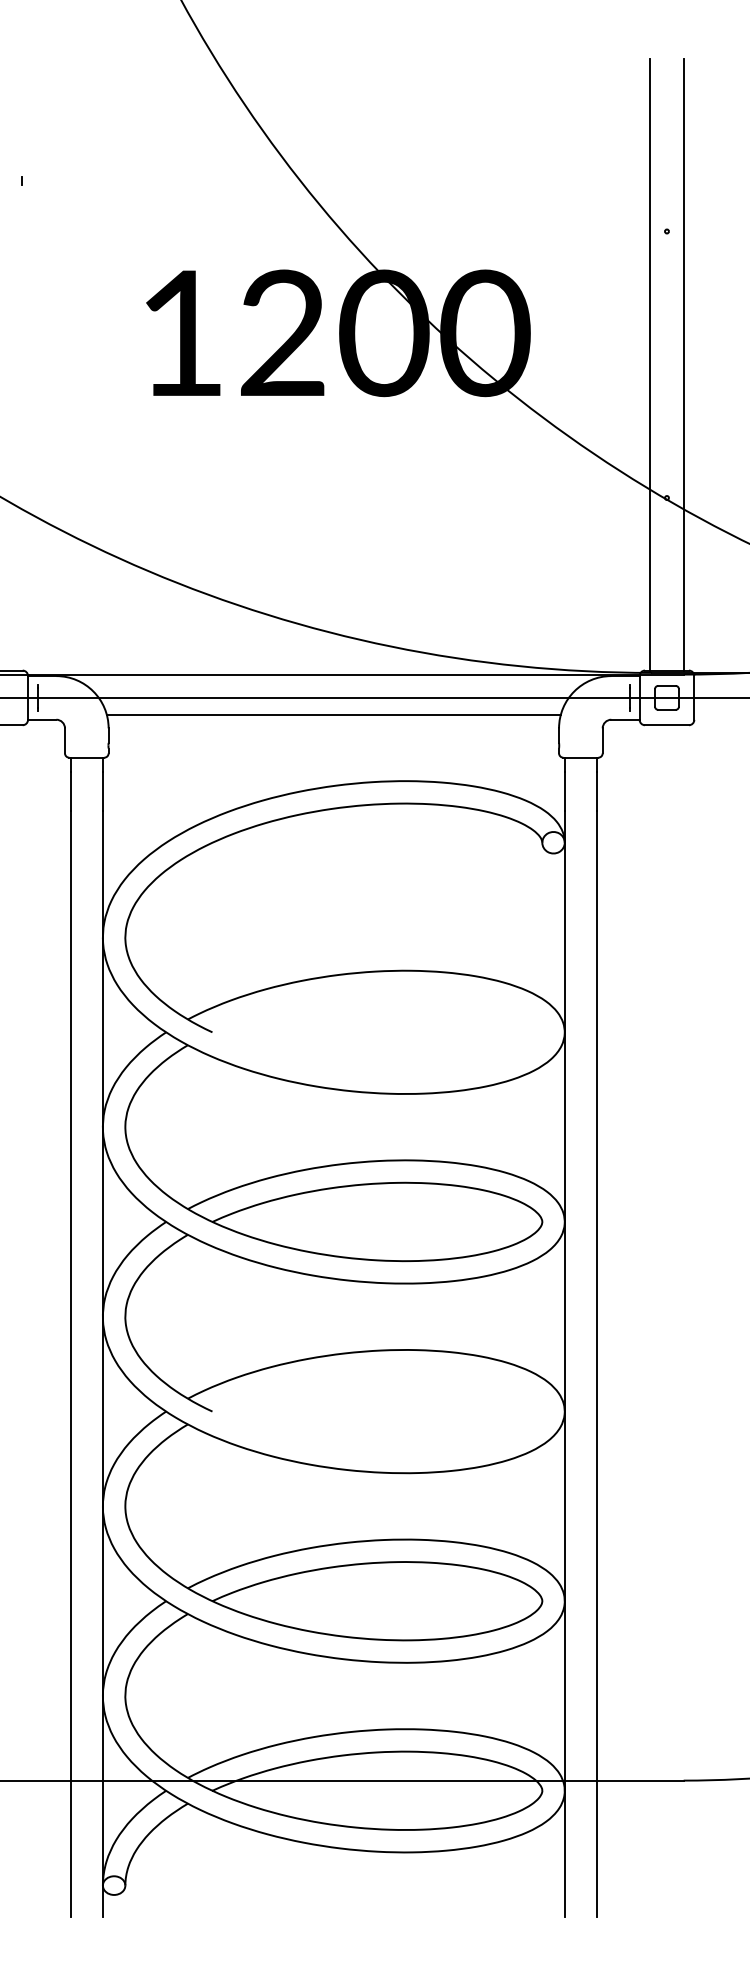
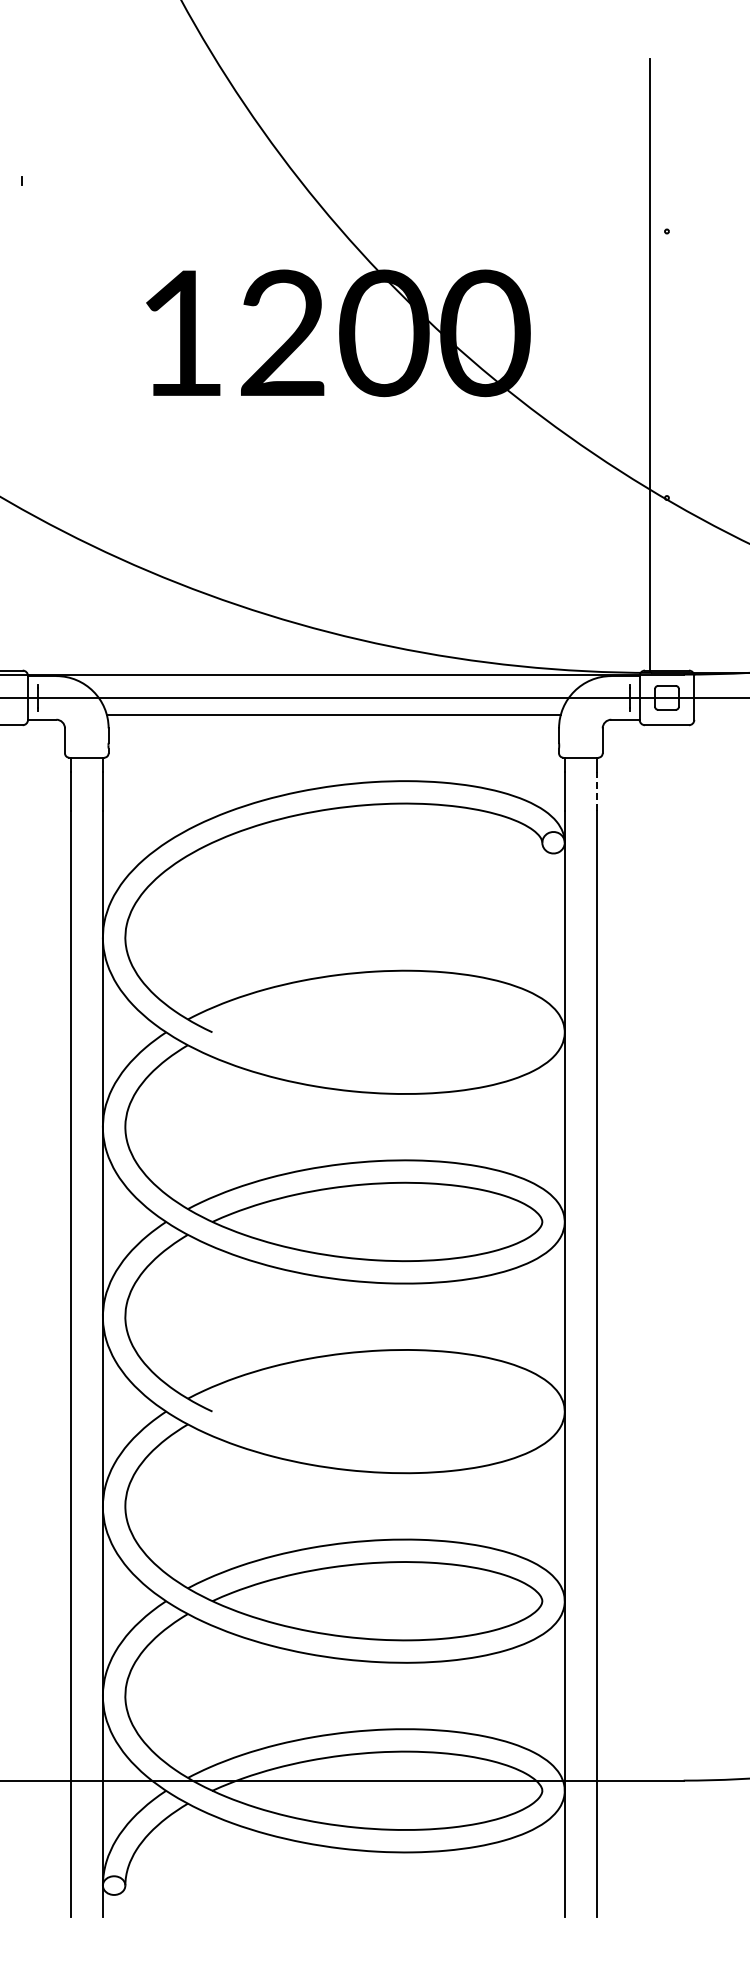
line: present -> none (683, 364)
line: solid -> dashed (596, 791)
